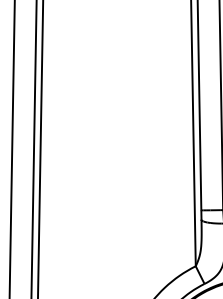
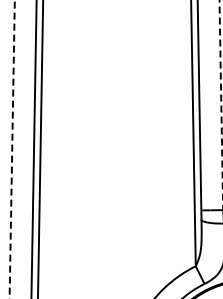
line: solid -> dashed (221, 101)
line: solid -> dashed (12, 148)
